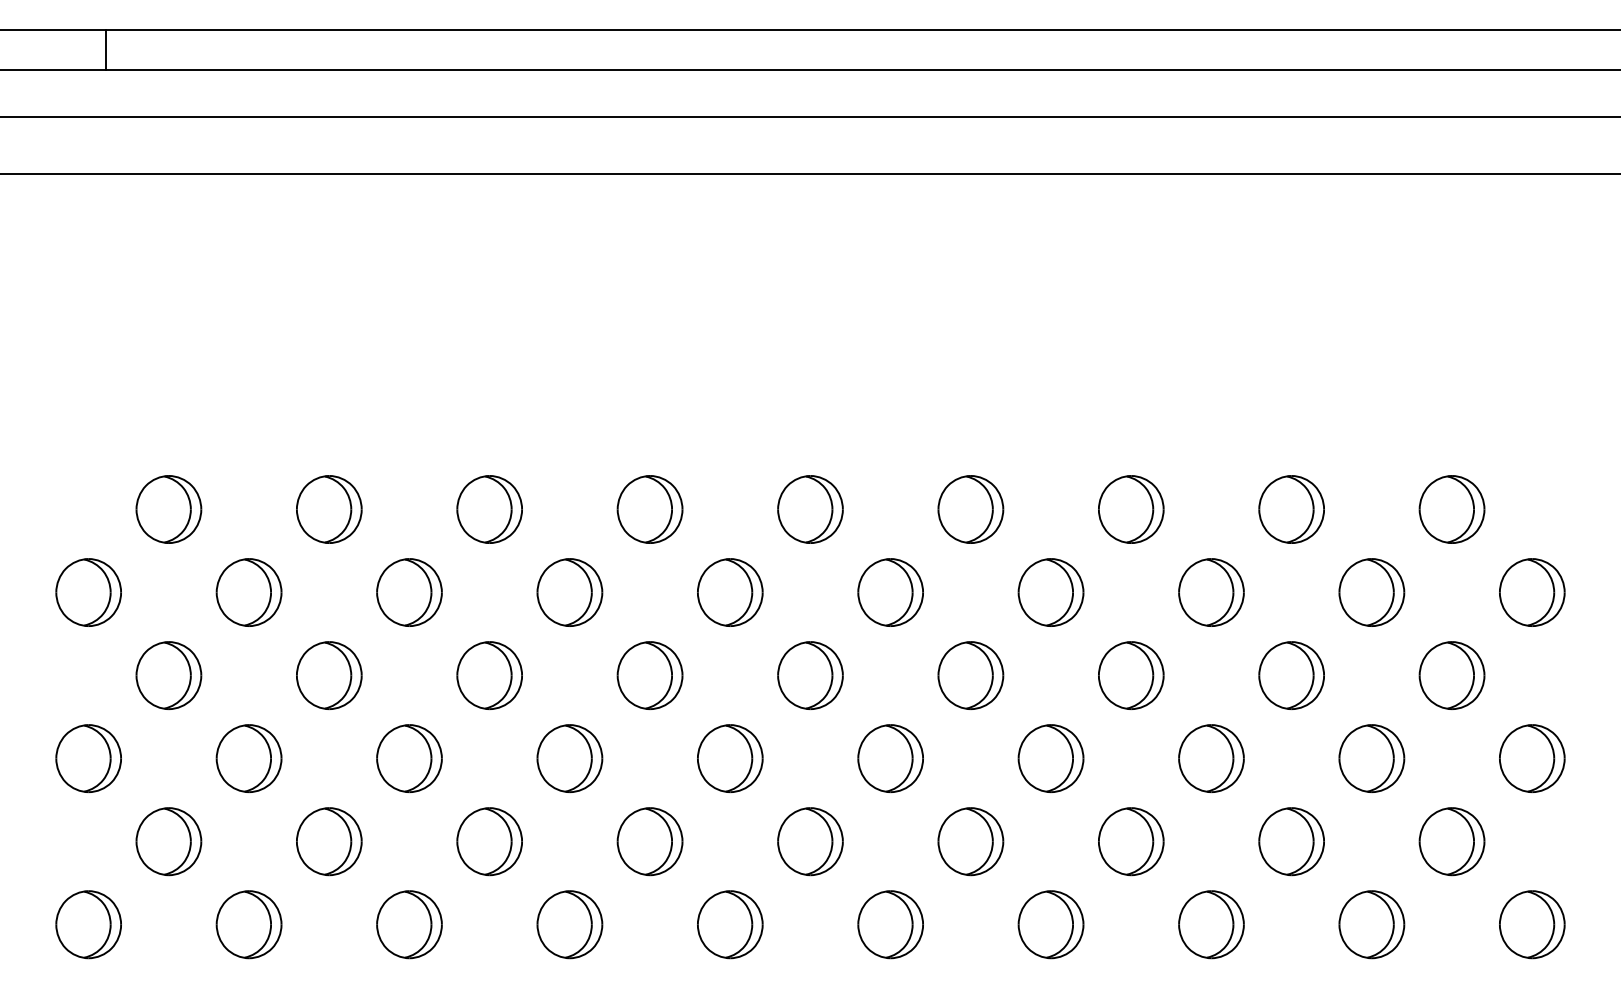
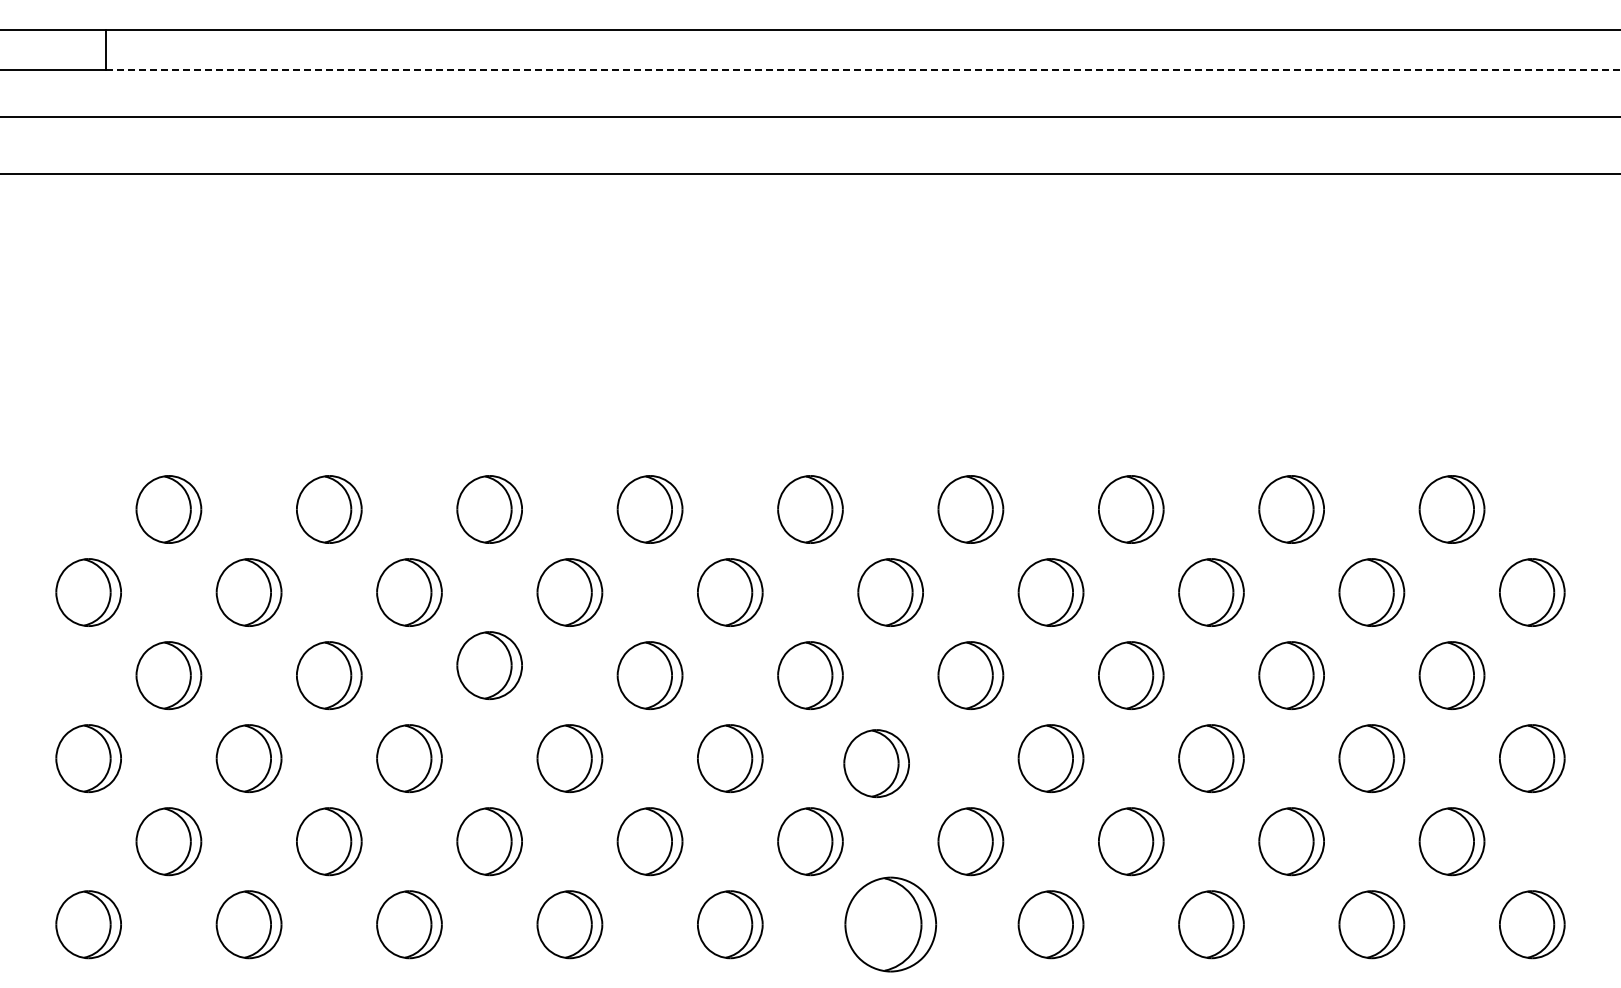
line: solid -> dashed (863, 70)
part position: (489, 675) -> (489, 665) (489, 665)
part position: (890, 758) -> (876, 763) (876, 763)
part size: 67x70 px -> 94x97 px (890, 924)
